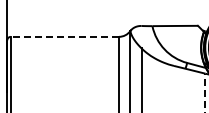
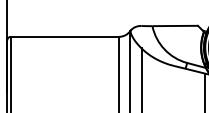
line: dashed -> solid (64, 36)
line: dashed -> solid (205, 92)
